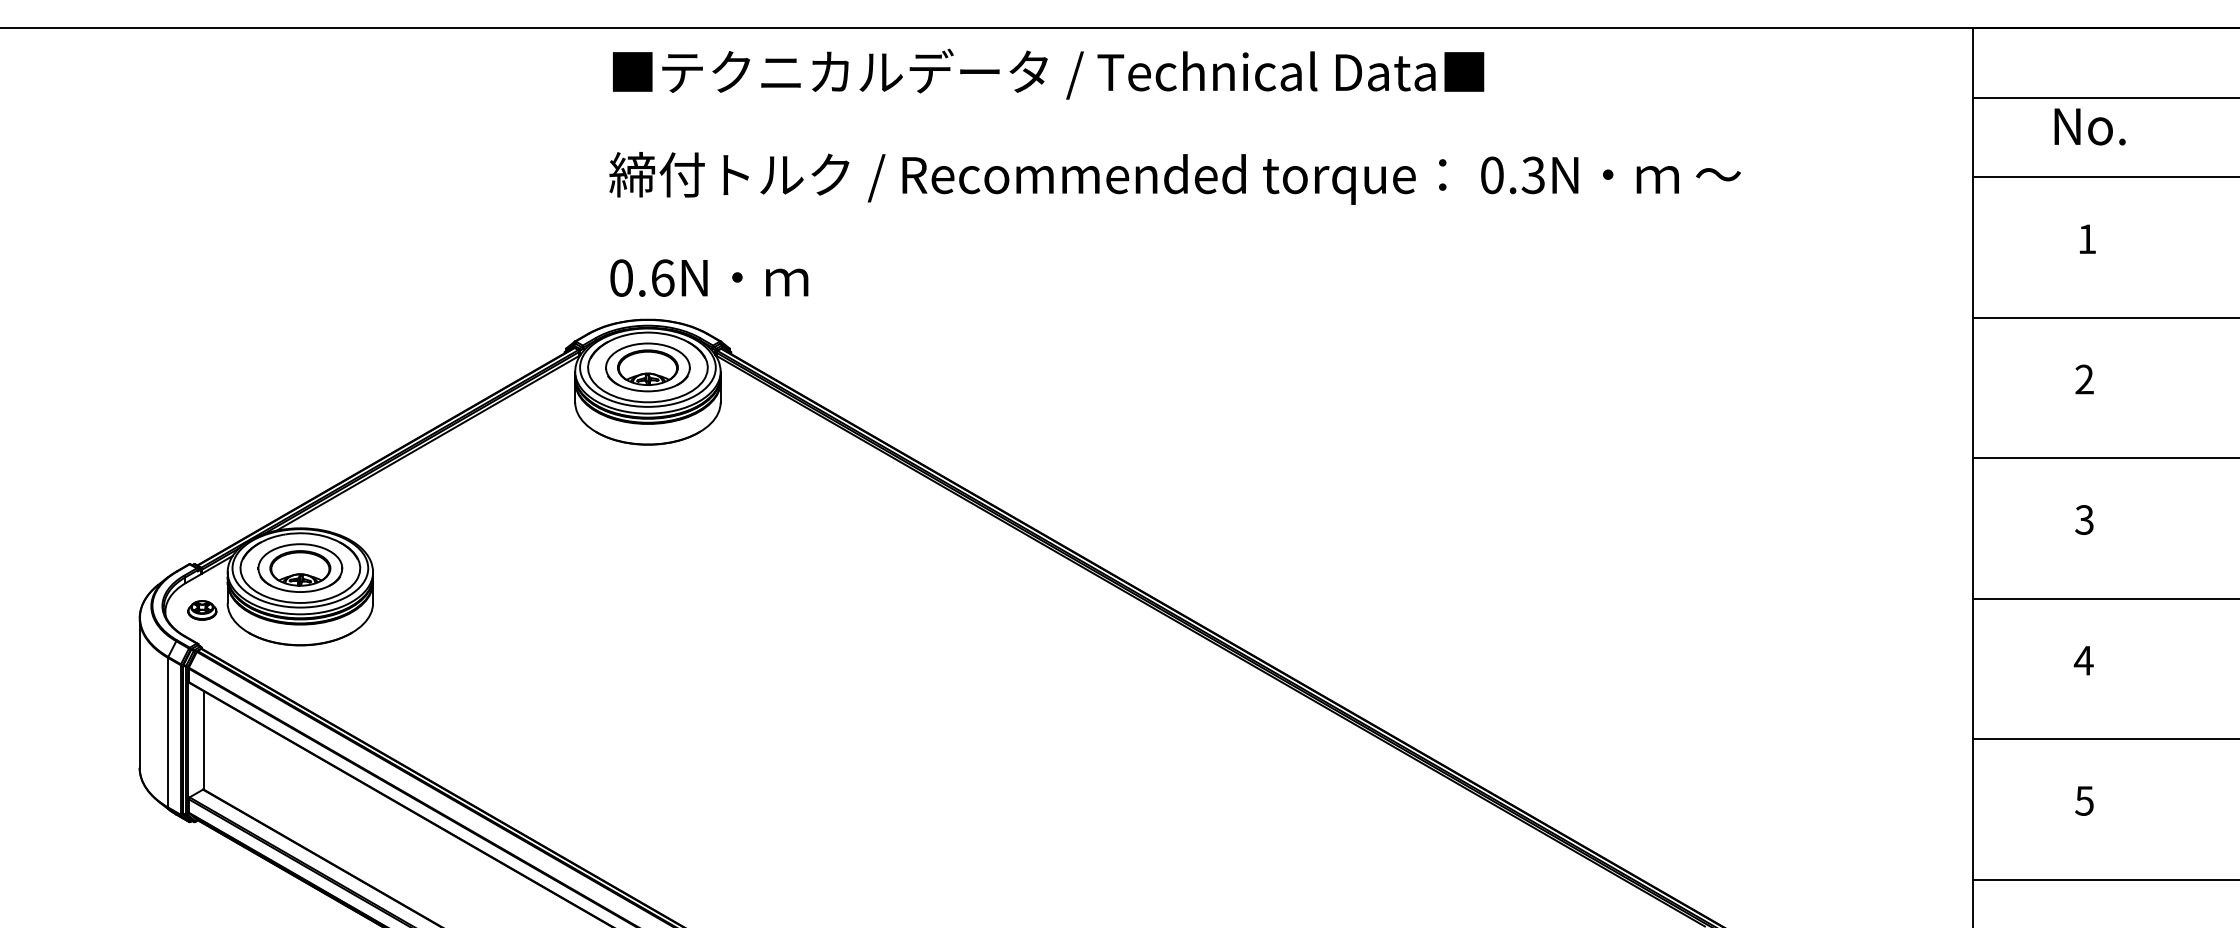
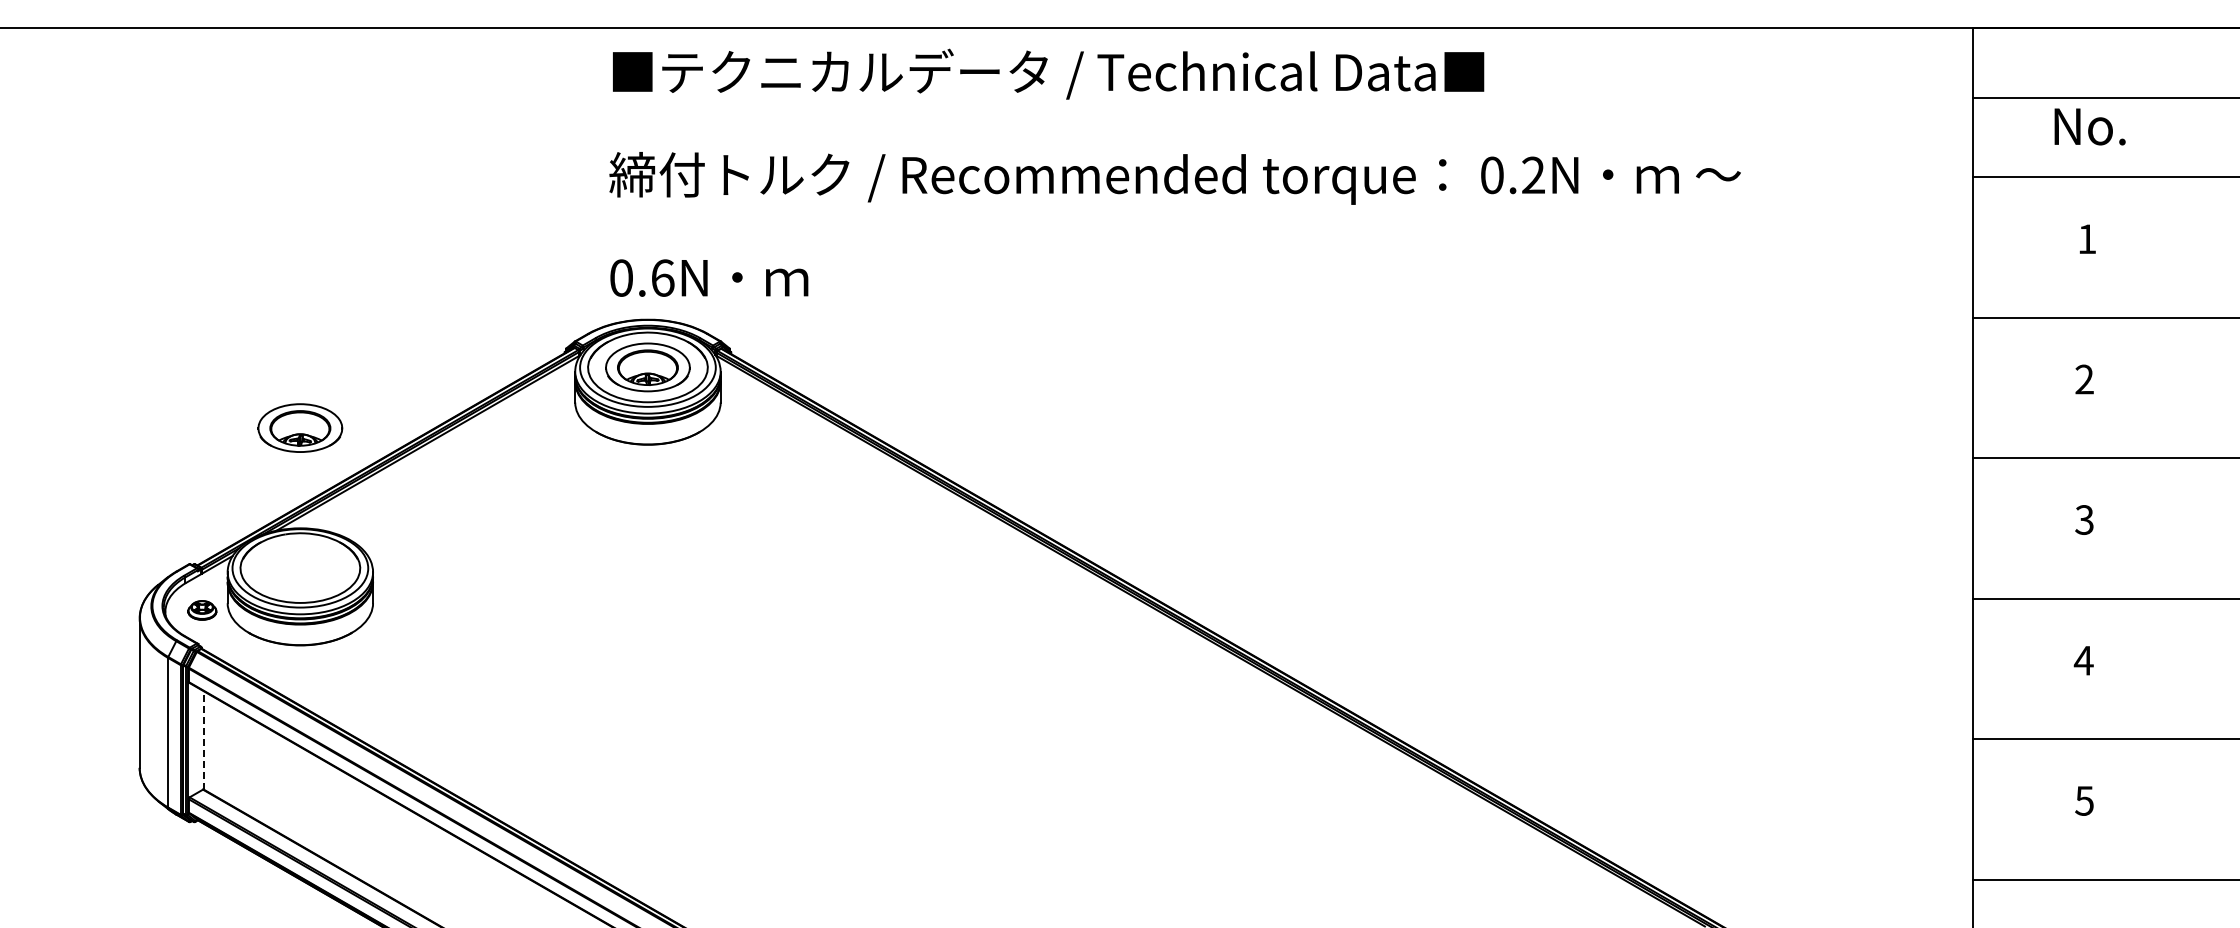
text: 0.3N -> 0.2N (1532, 175)
part position: (300, 567) -> (300, 427) (300, 427)
line: solid -> dashed (204, 740)
